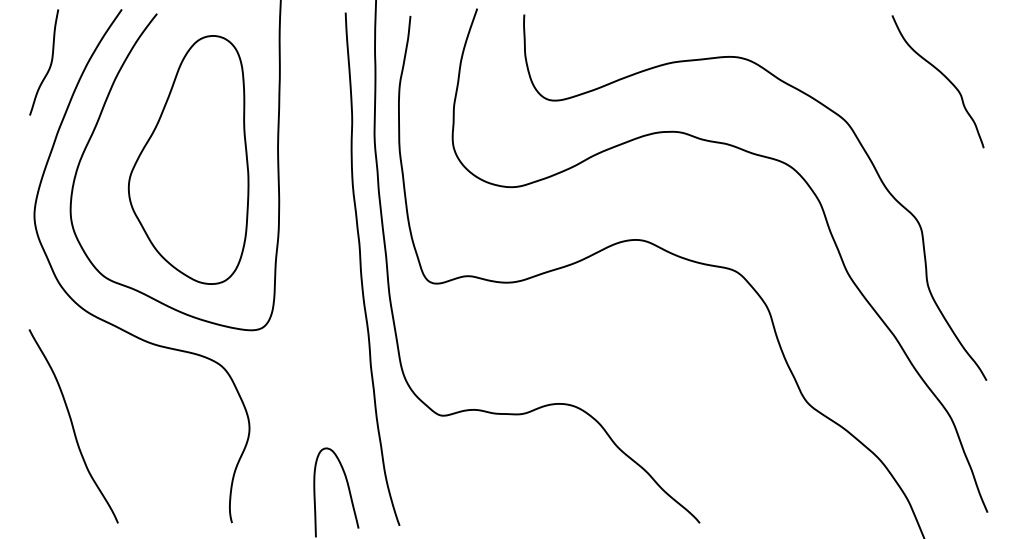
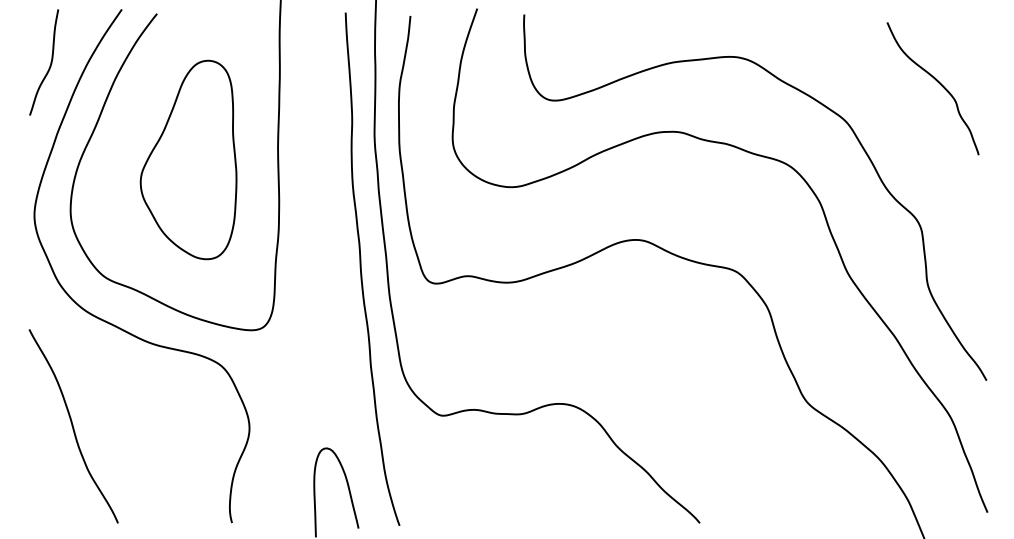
curve position: (942, 75) -> (937, 82) (937, 82)
part size: 123x250 px -> 99x202 px (188, 159)
